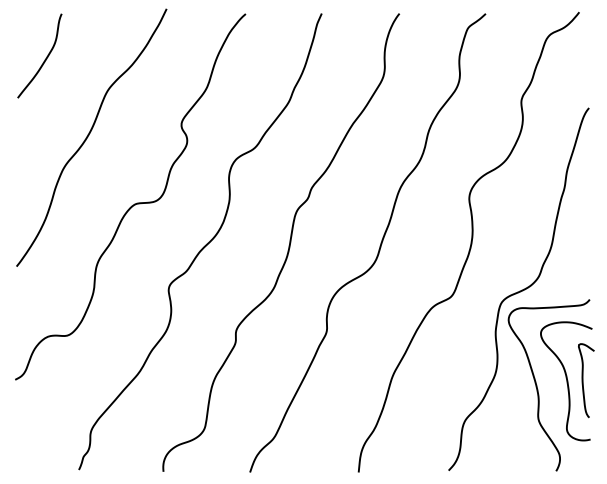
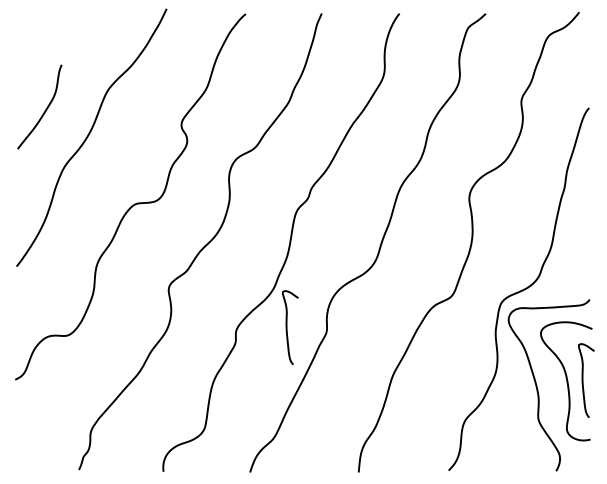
curve position: (44, 59) -> (44, 110) (44, 110)
curve: none -> present (287, 327)
